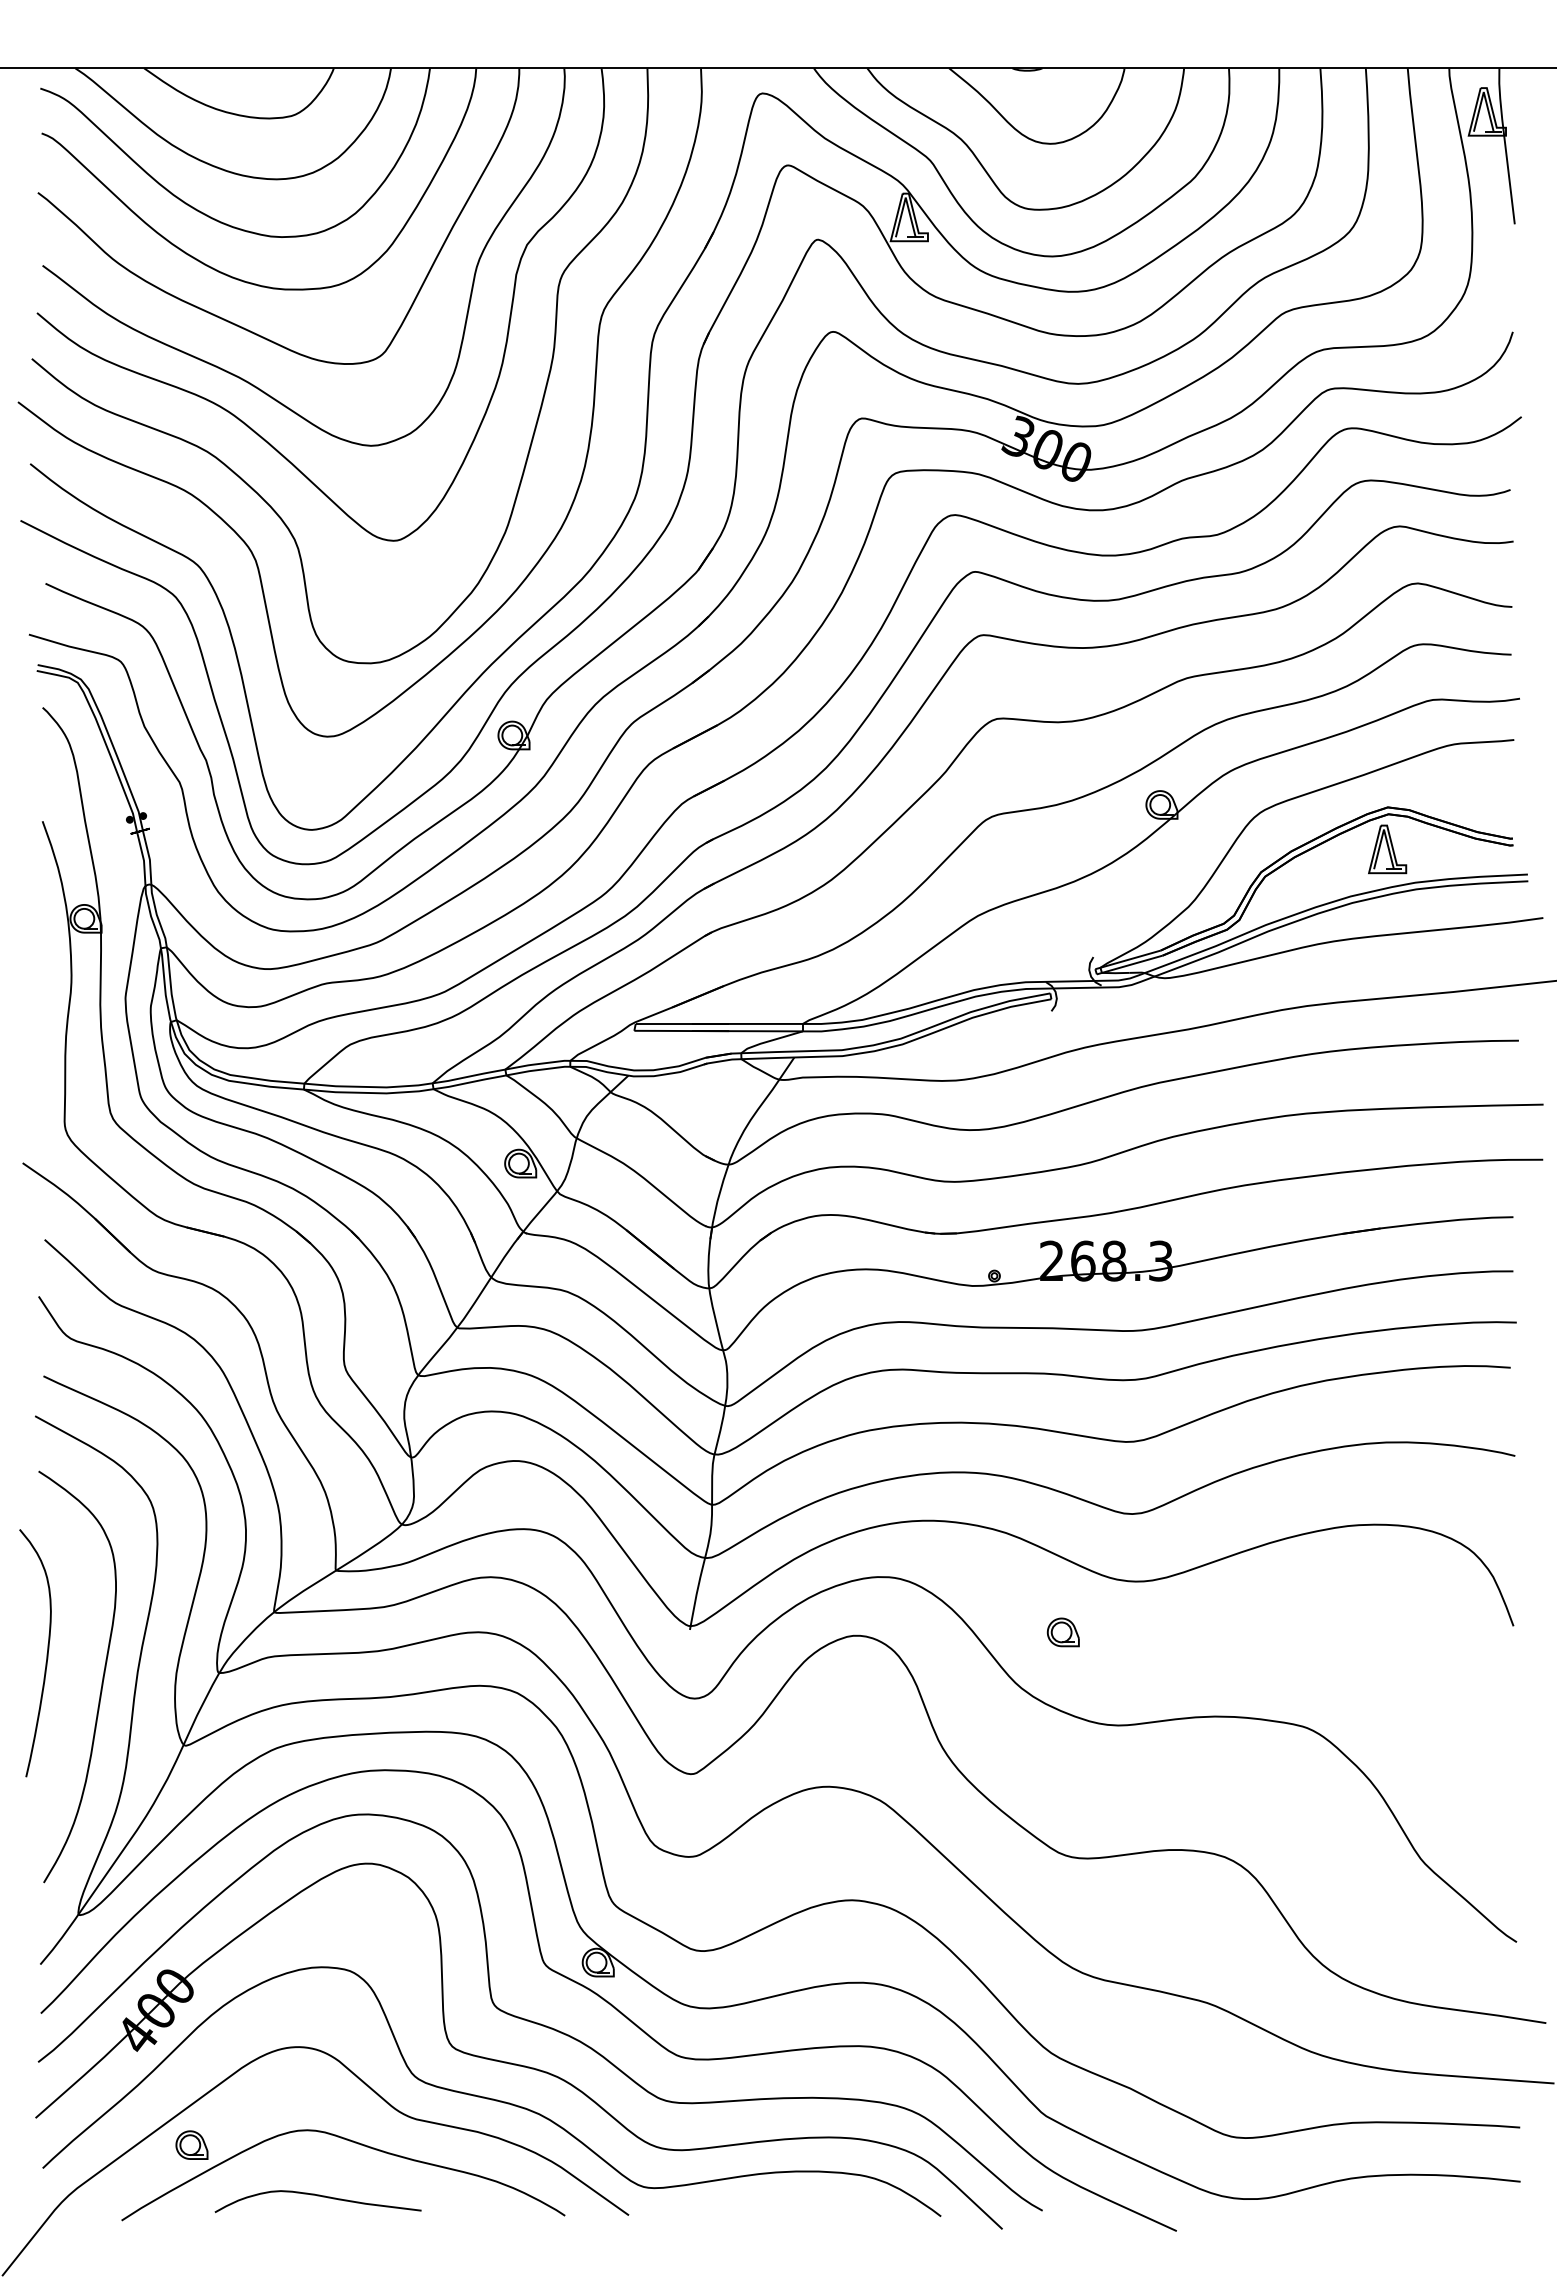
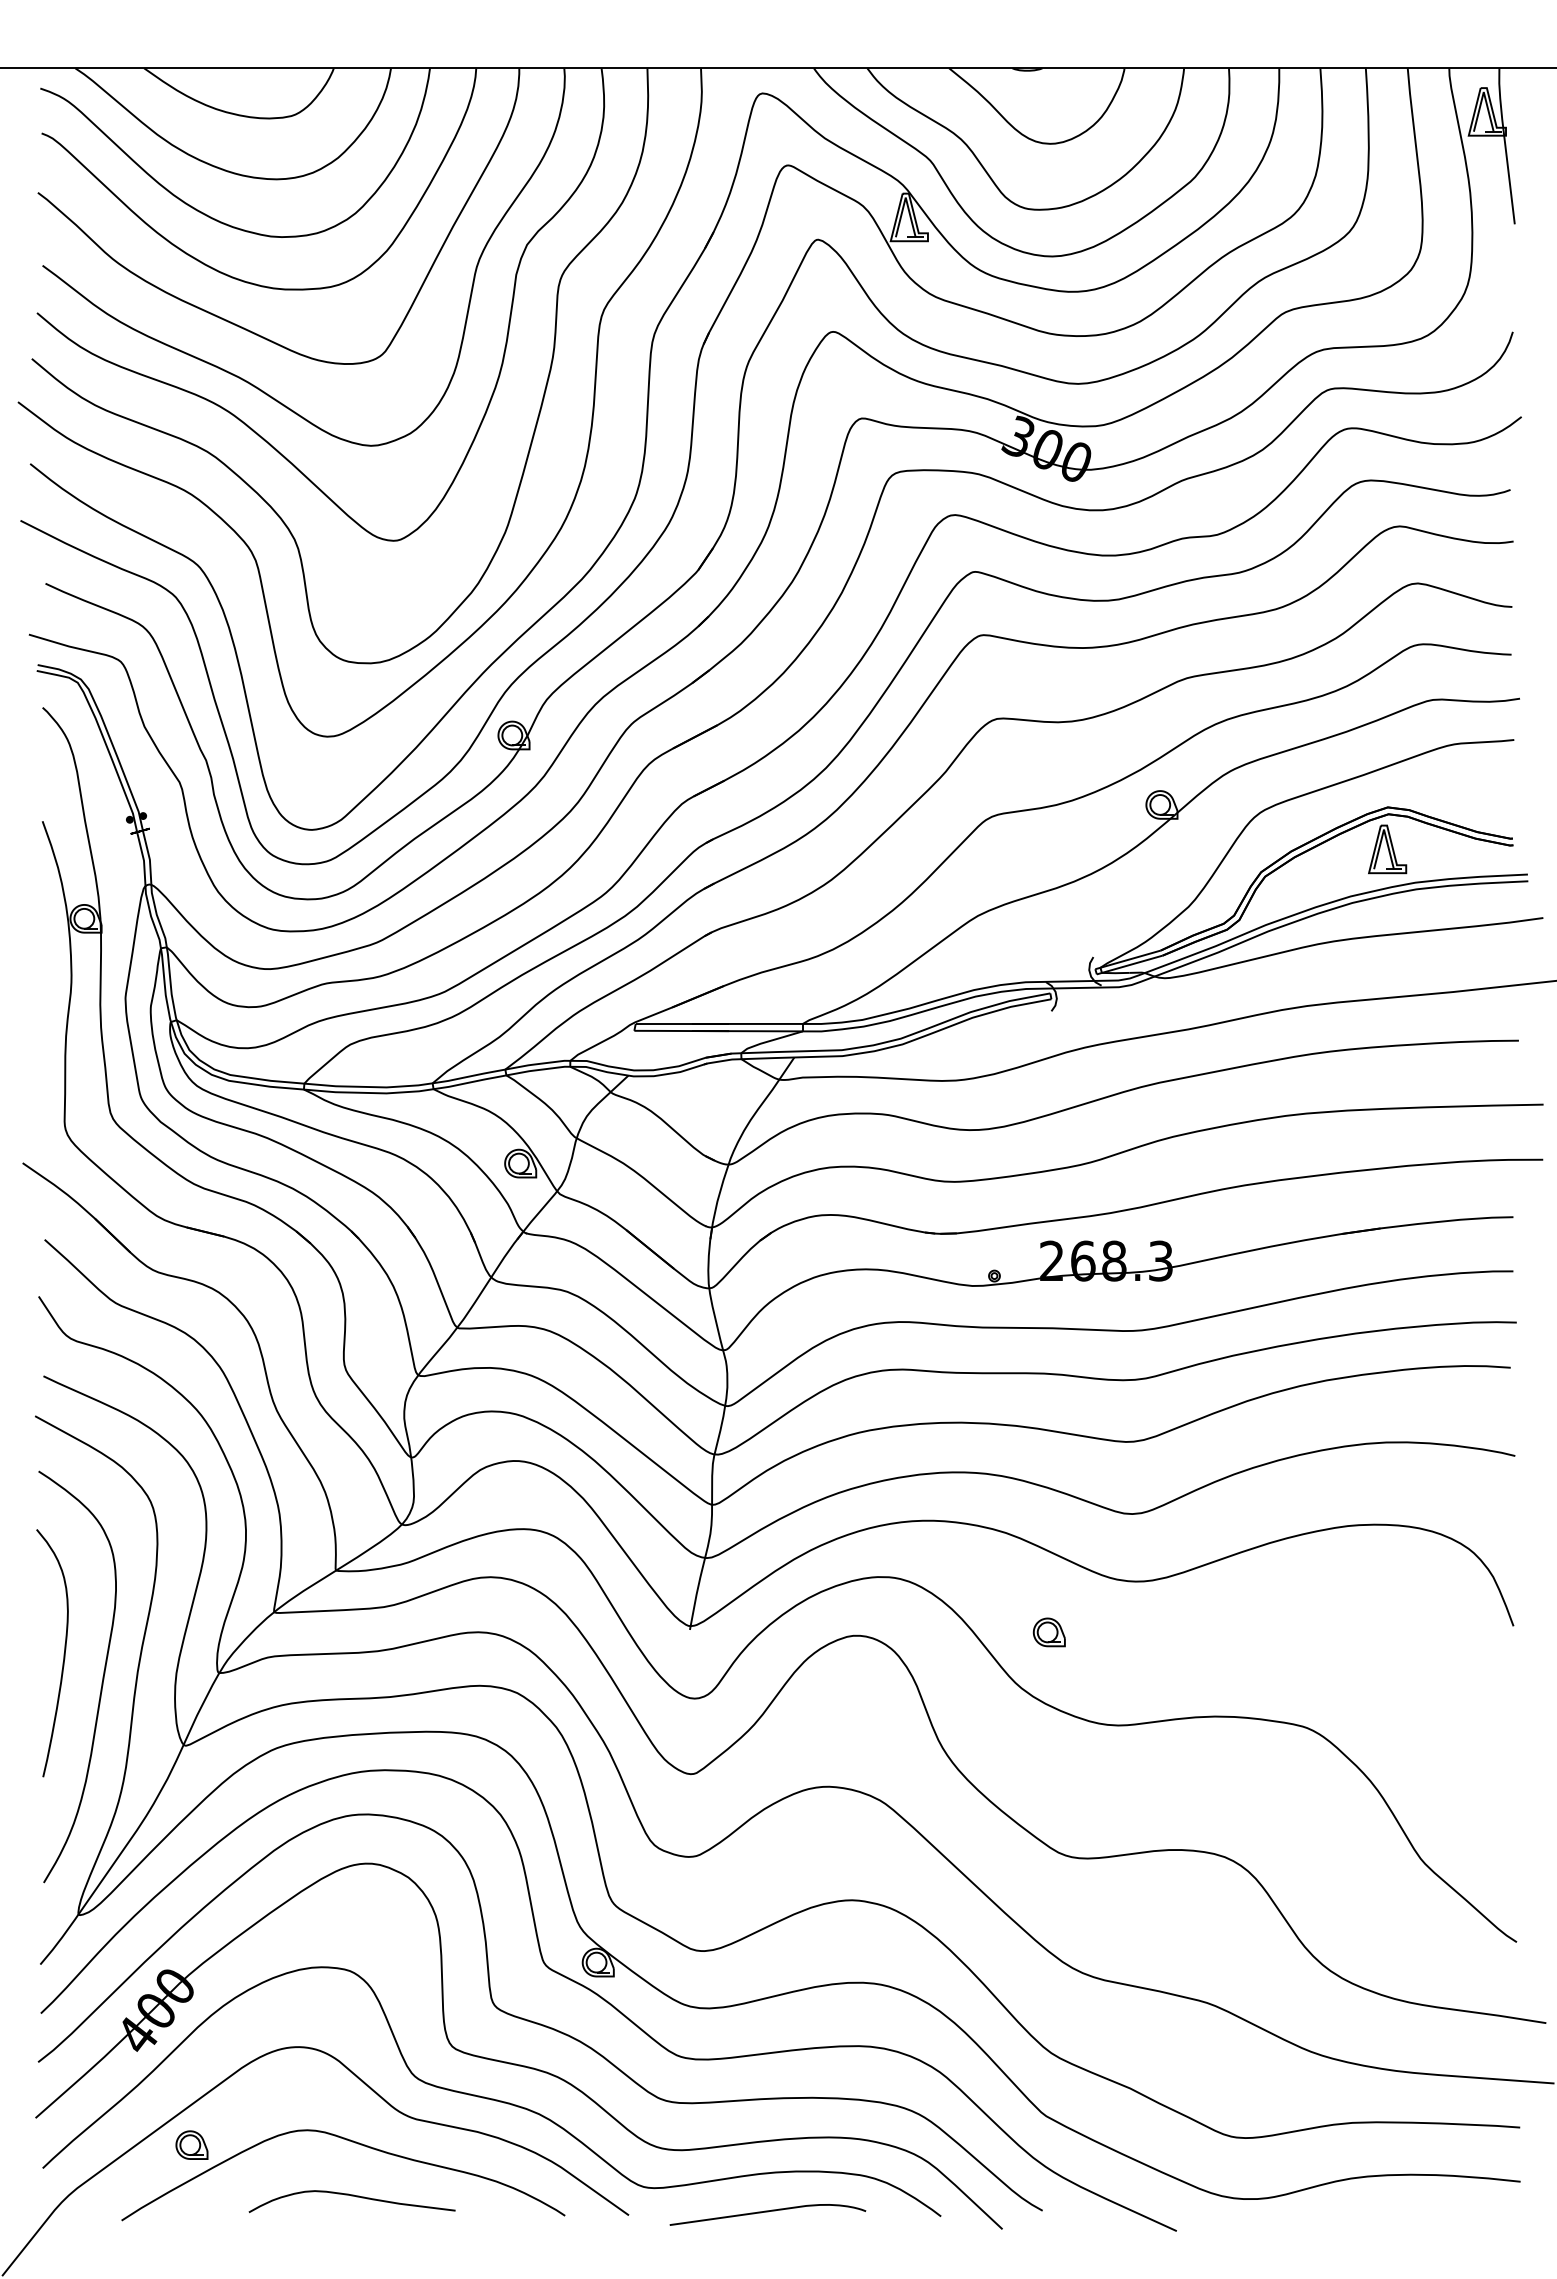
part position: (1062, 1632) -> (1048, 1632) (1048, 1632)
curve position: (46, 1653) -> (63, 1653) (63, 1653)
curve position: (317, 2196) -> (351, 2196) (351, 2196)
curve: none -> present (767, 2212)
